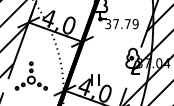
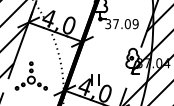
text: 37.79 -> 37.09 (127, 24)
